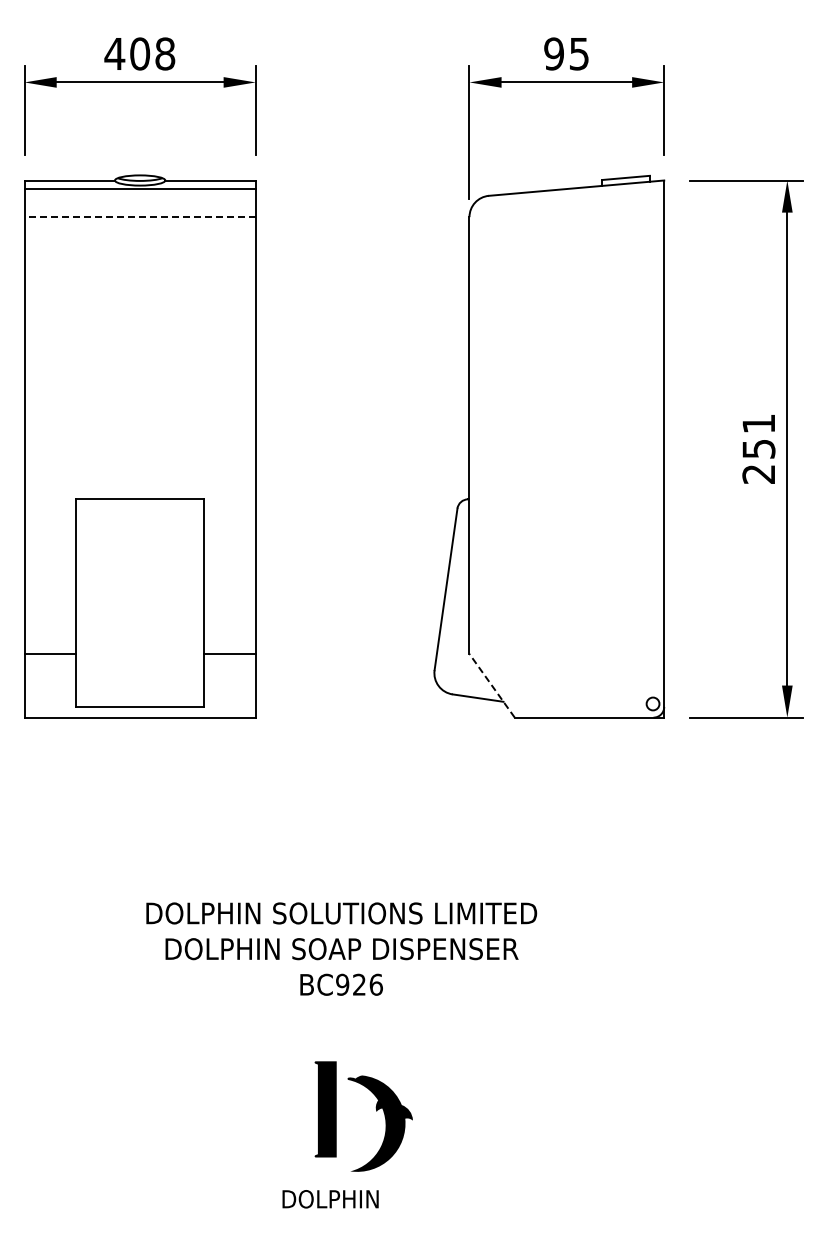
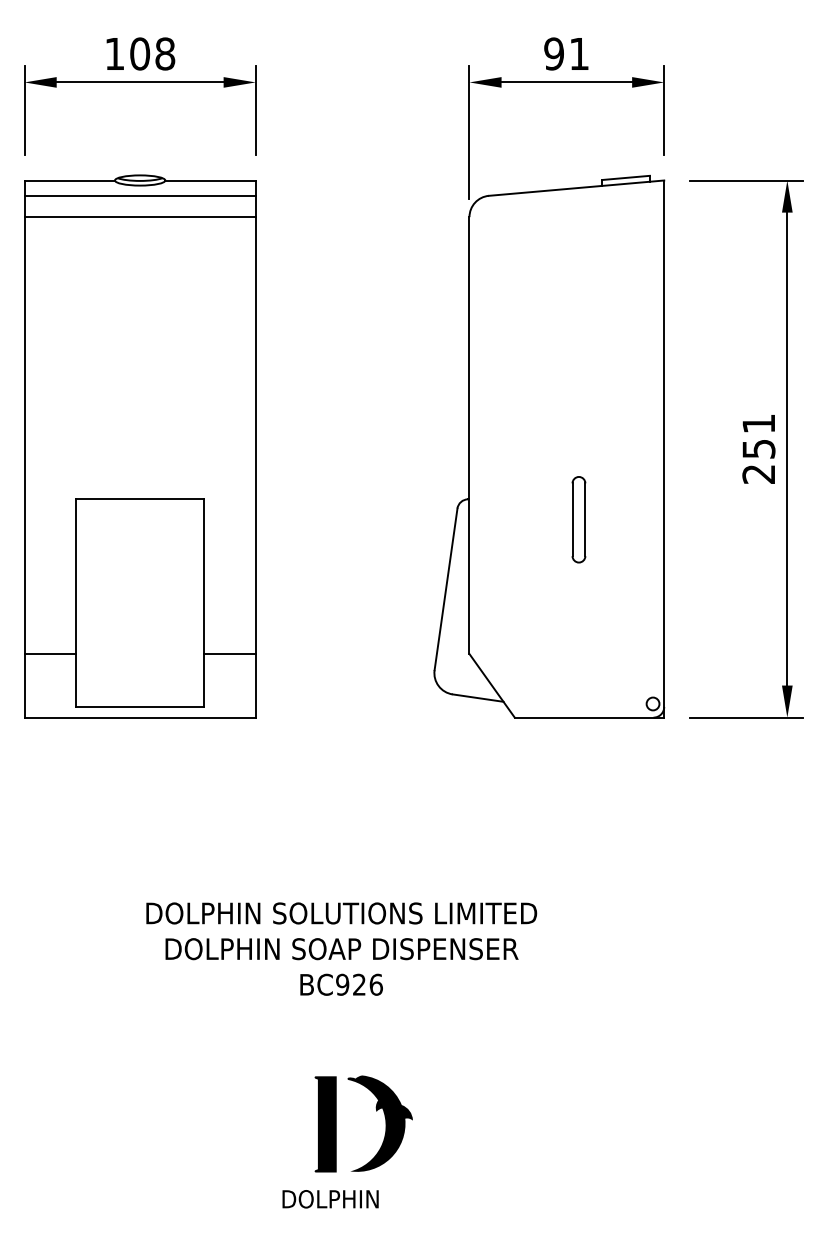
text: 408 -> 108 (114, 53)
text: 95 -> 91 (579, 54)
line position: (139, 188) -> (139, 195) (139, 195)
line: dashed -> solid (140, 217)
part: none -> present (578, 519)
line: dashed -> solid (491, 685)
part position: (325, 1109) -> (325, 1124) (325, 1124)
